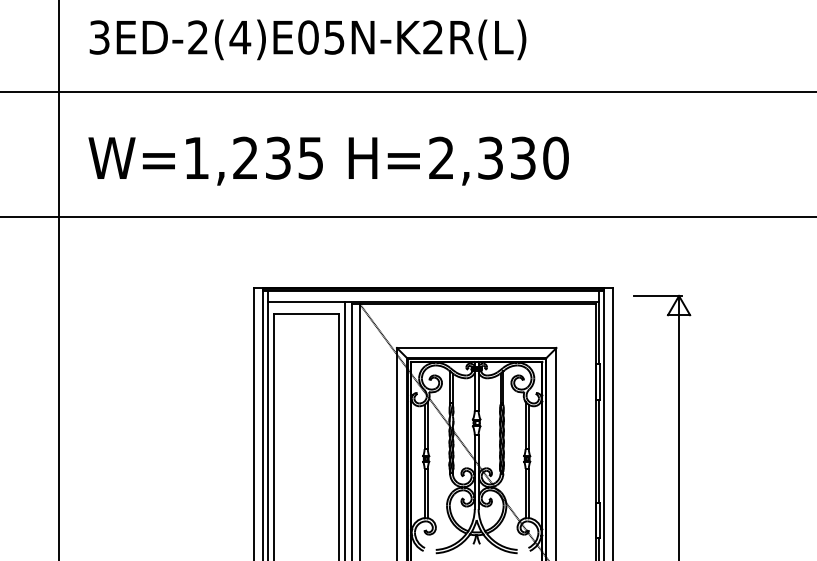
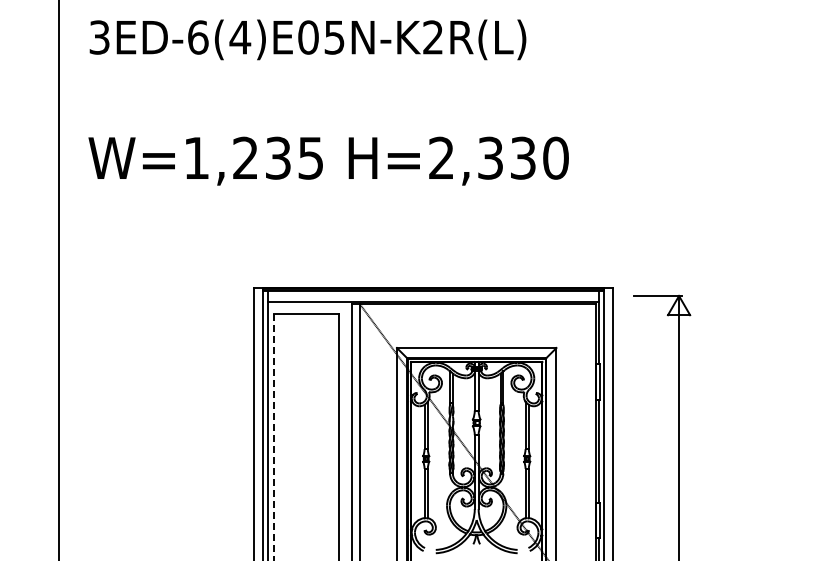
text: 3ED-2(4)E05N-K2R(L) -> 3ED-6(4)E05N-K2R(L) (198, 37)
line: present -> none (407, 92)
line: present -> none (407, 217)
line: present -> none (344, 429)
line: solid -> dashed (273, 437)
